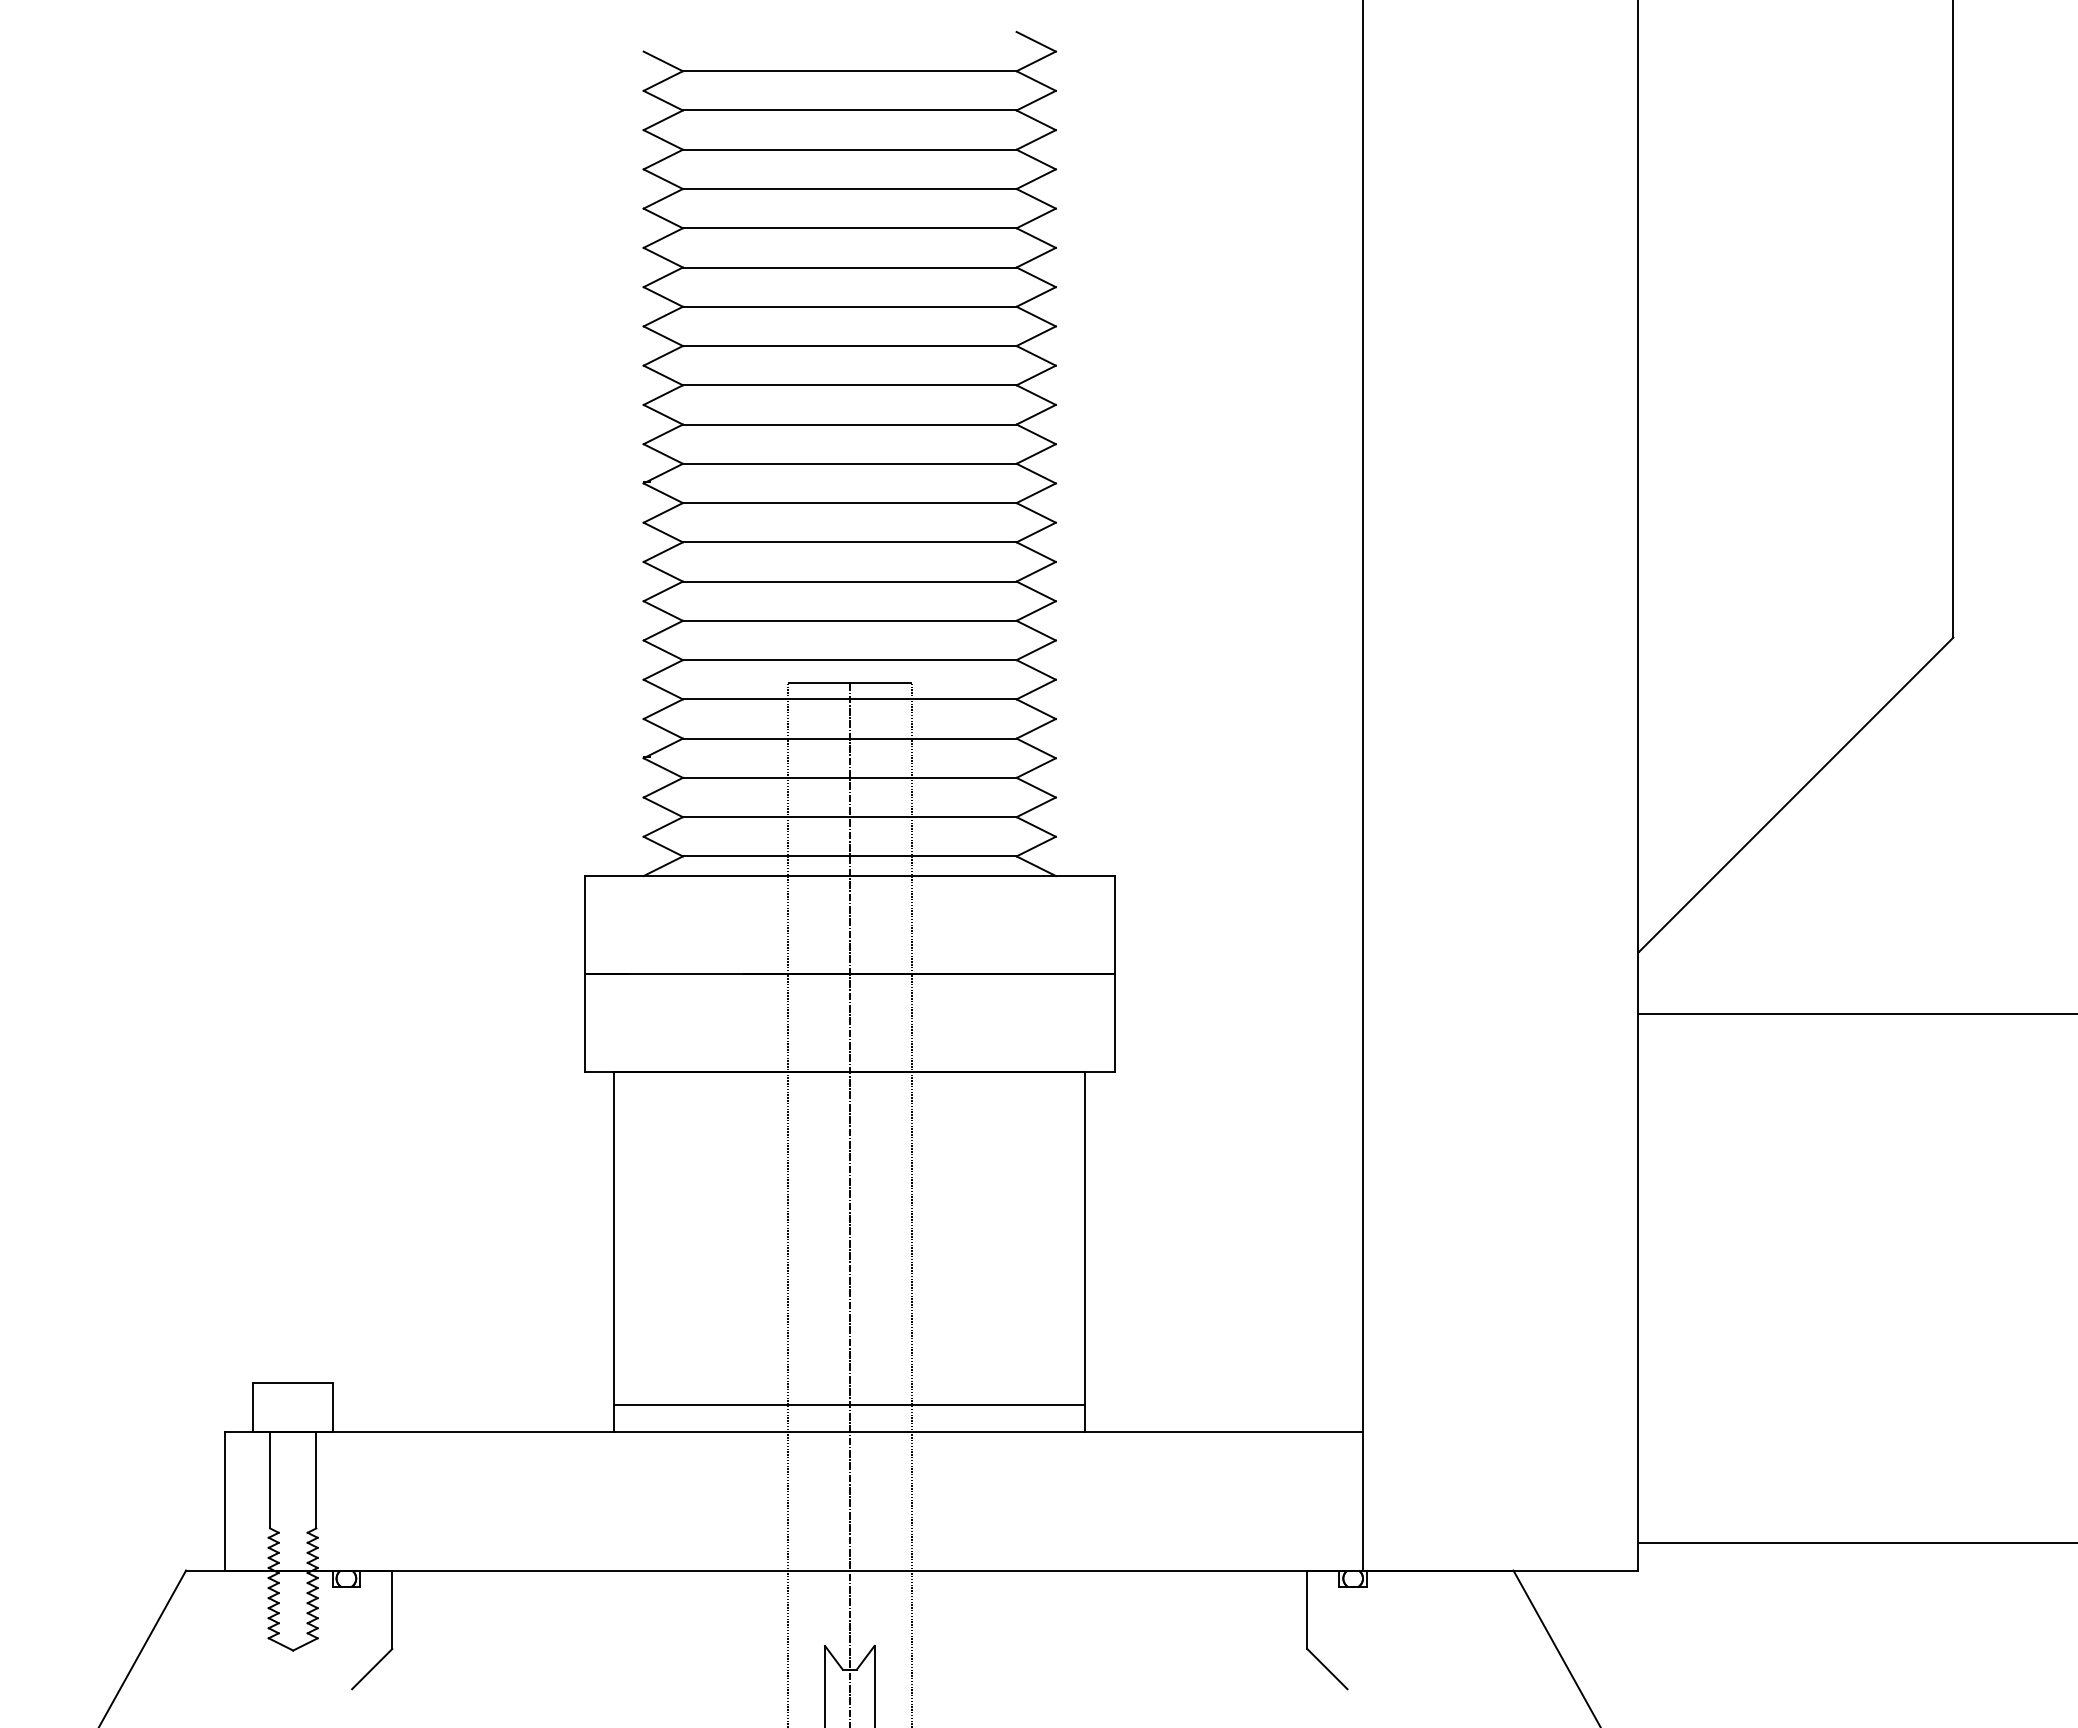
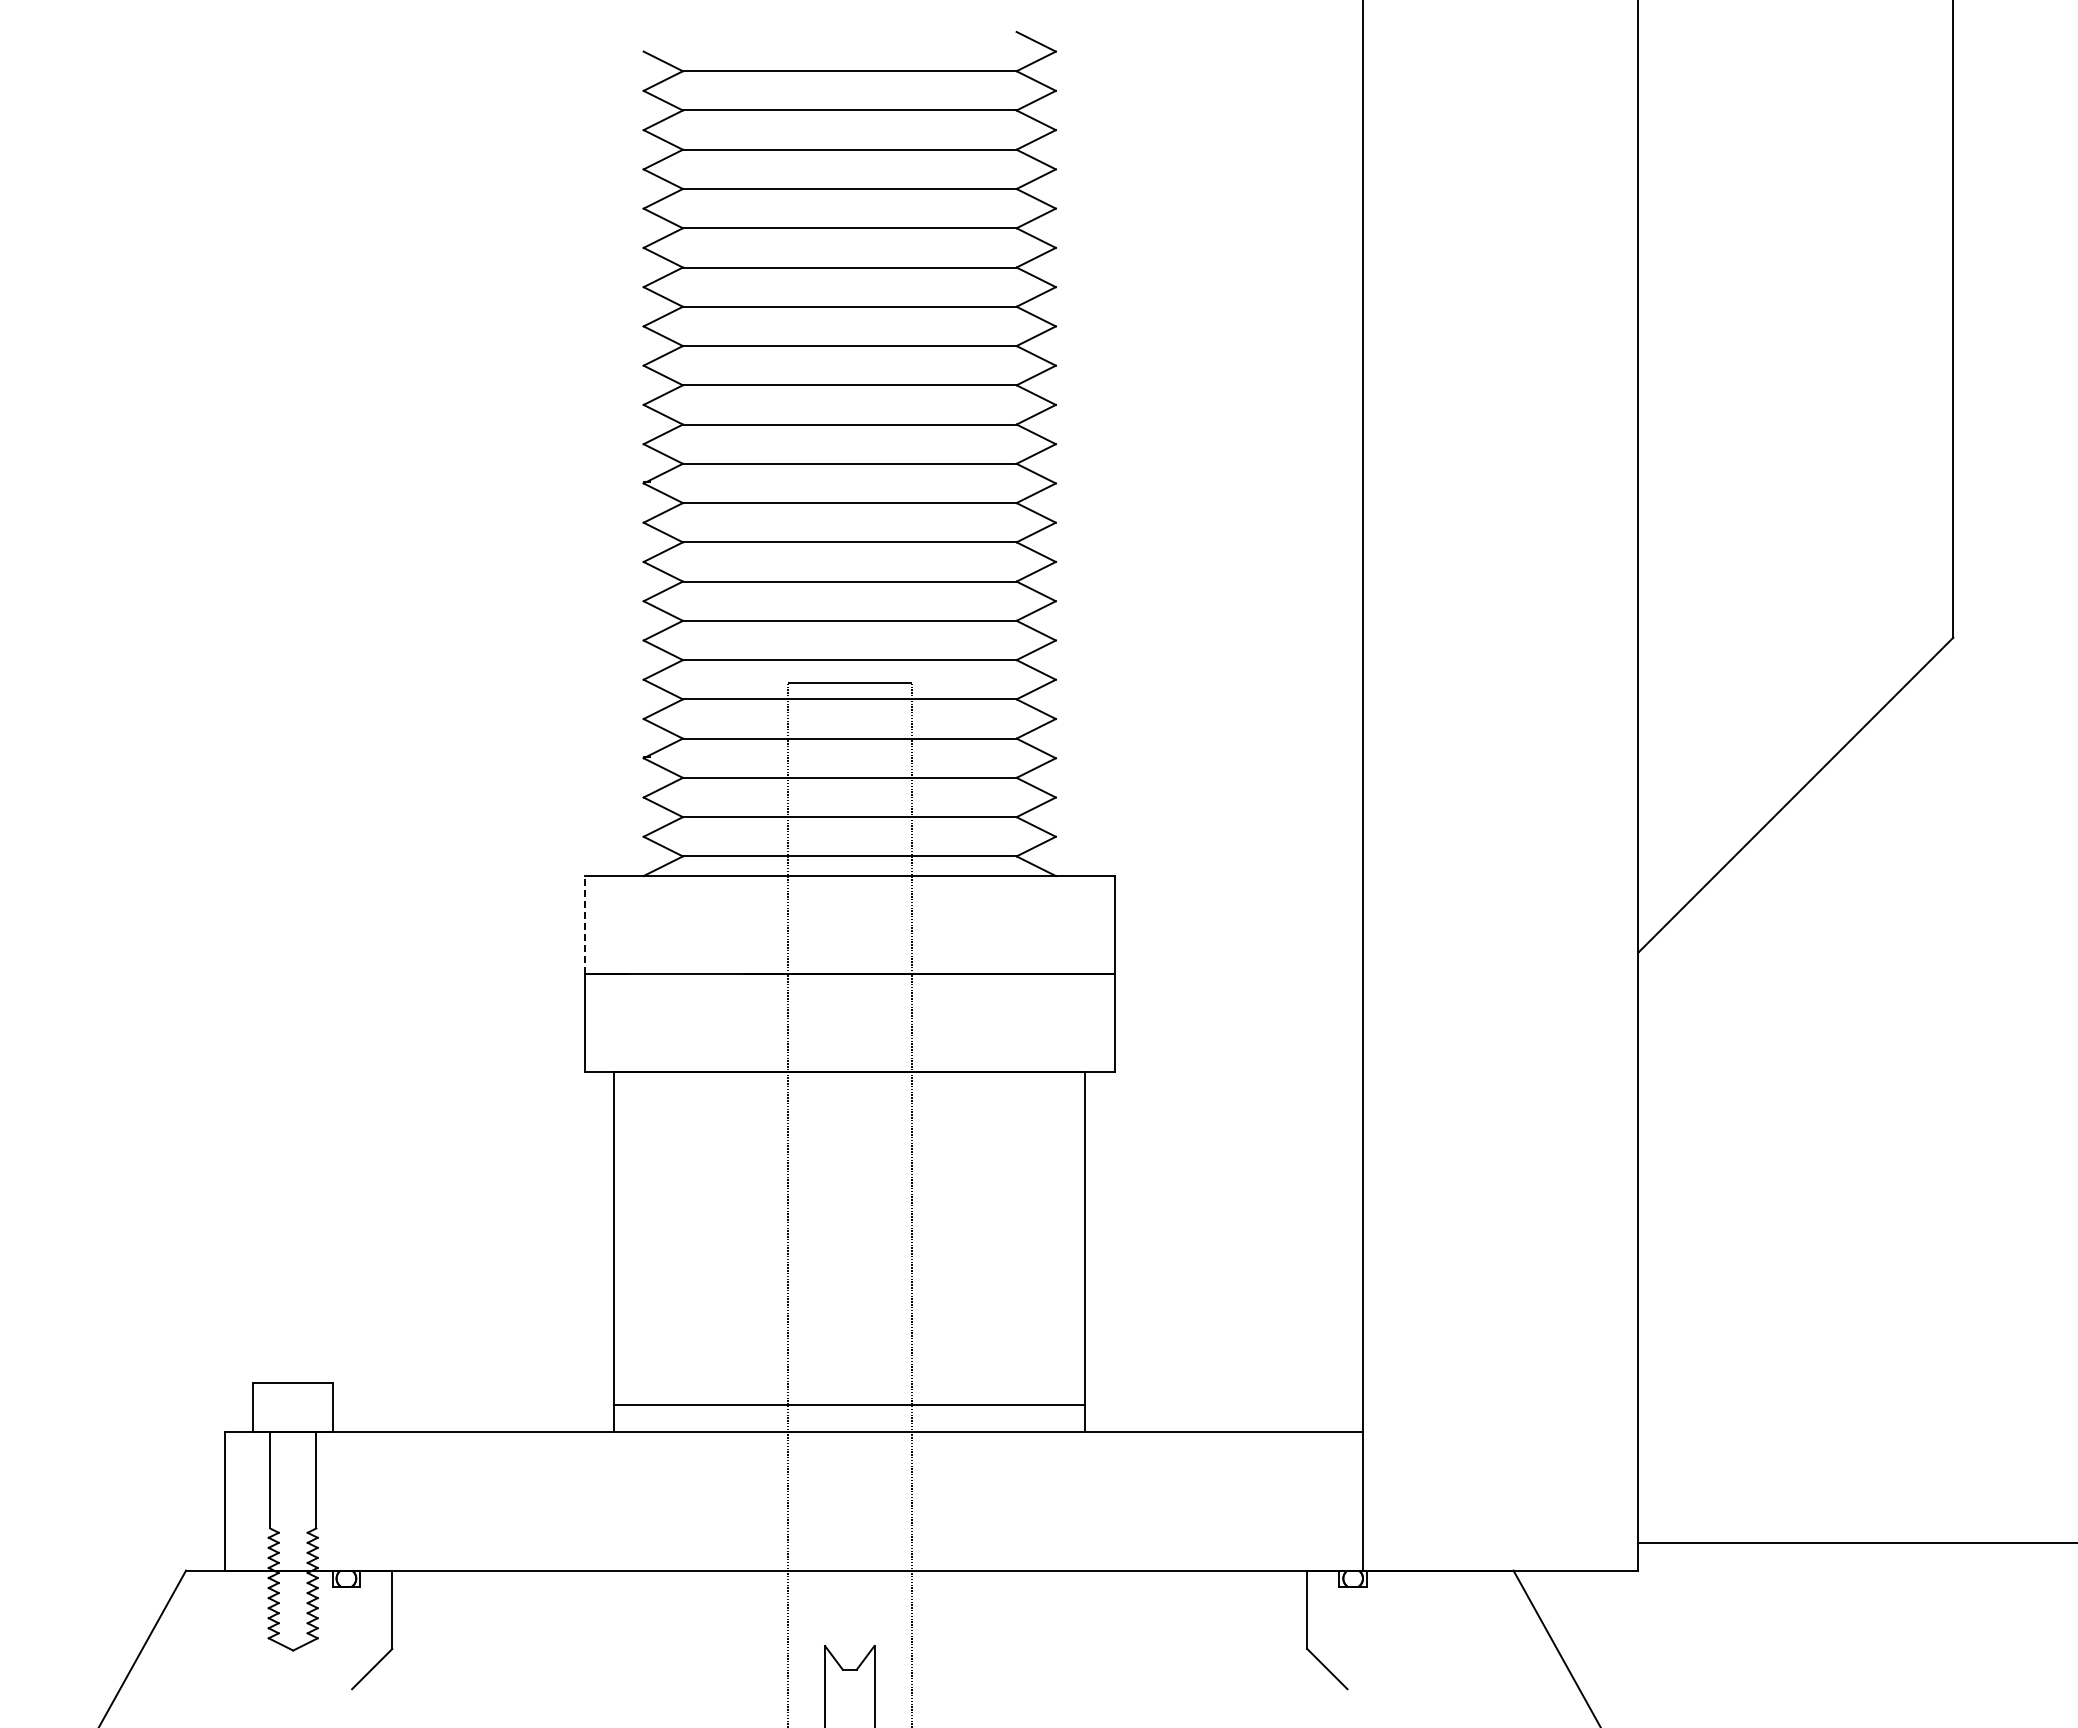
line: solid -> dashed (584, 924)
line: present -> none (1856, 1014)
line: present -> none (849, 1203)
